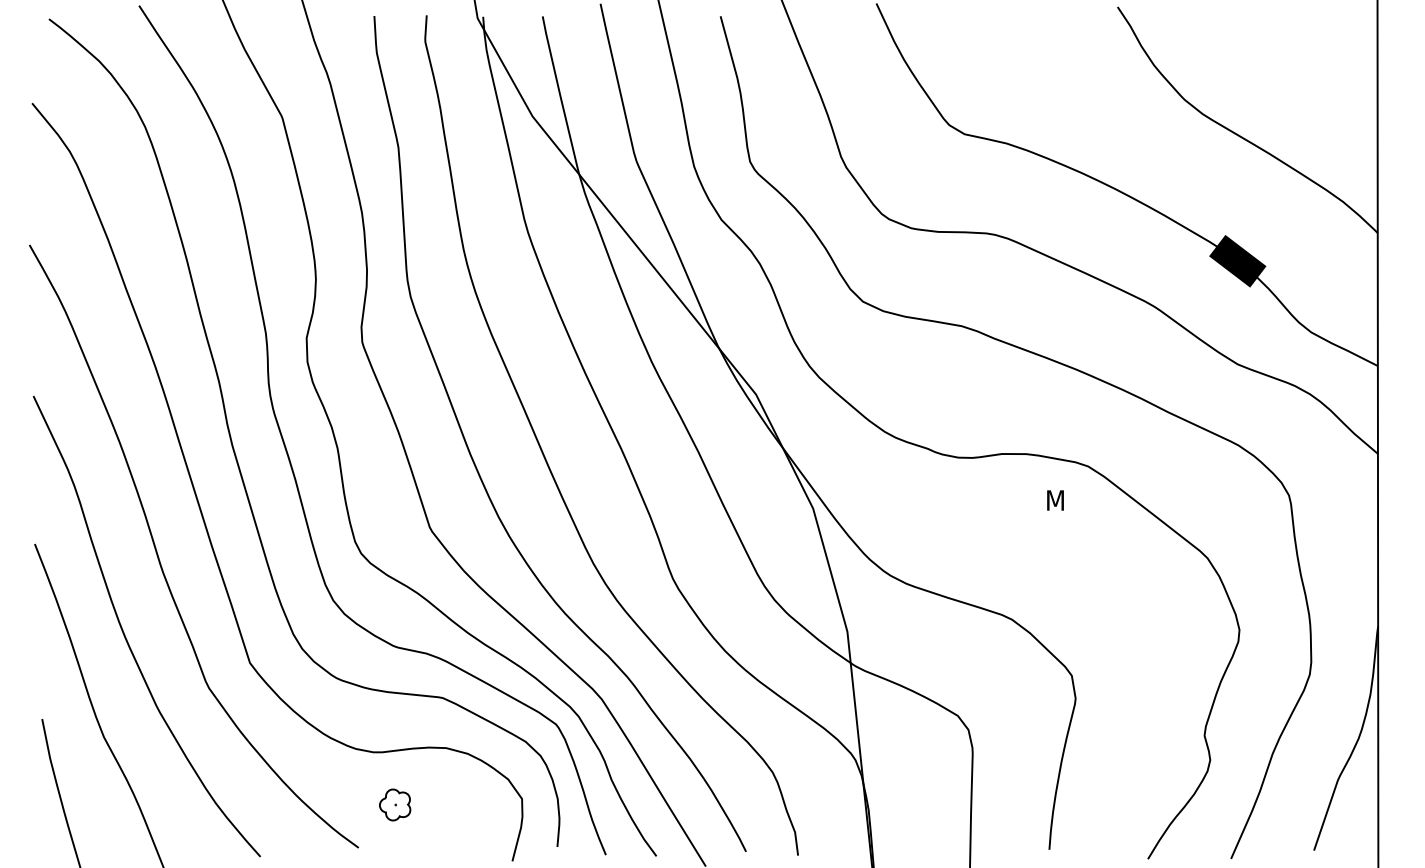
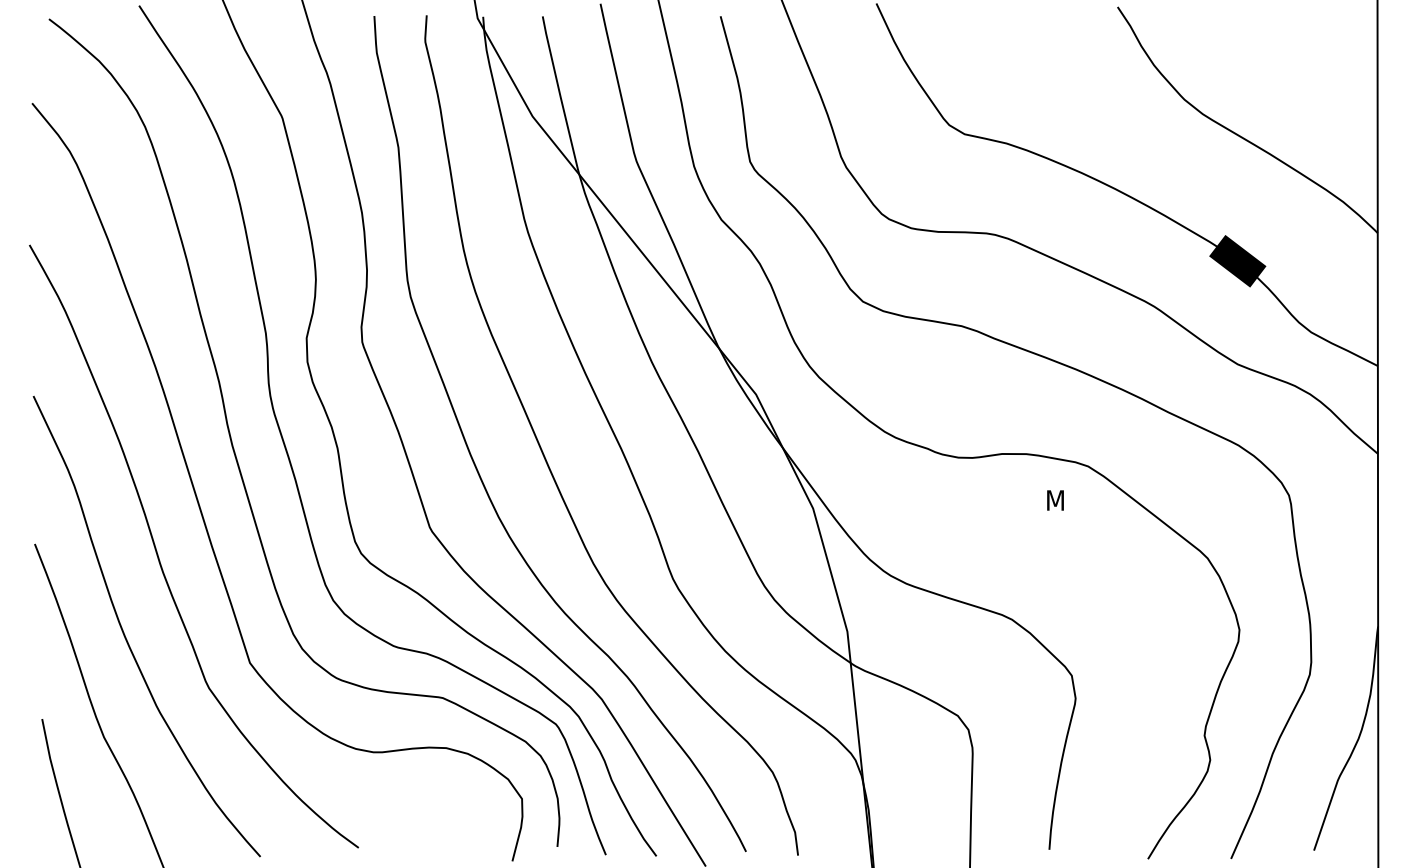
part: present -> none (395, 804)
